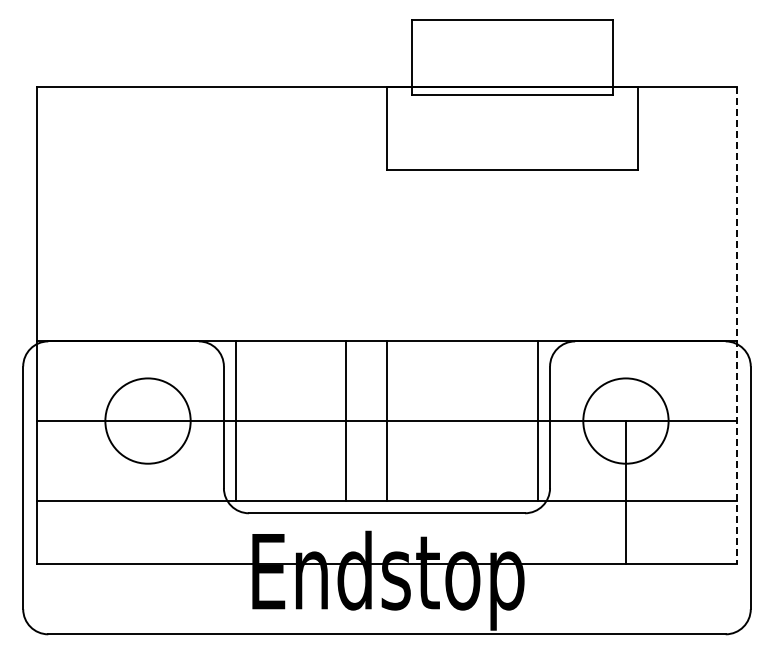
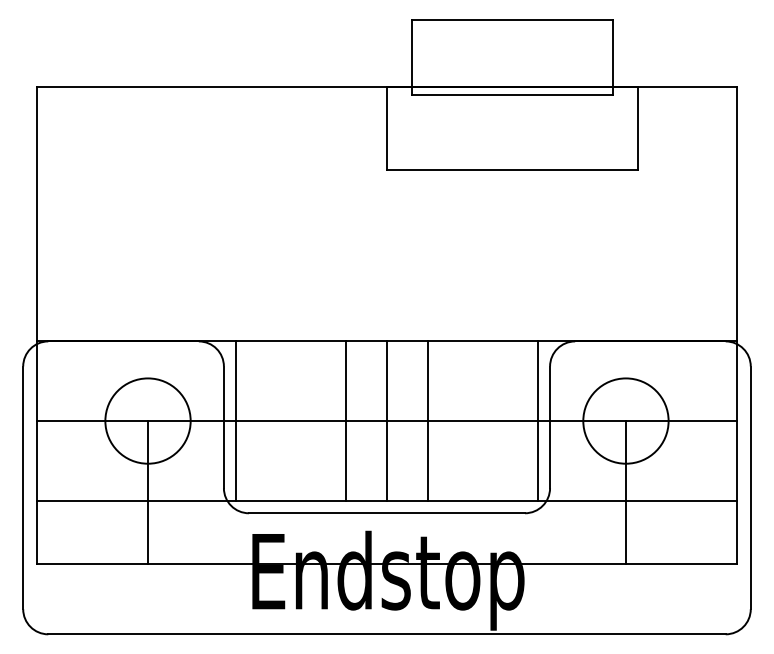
line: dashed -> solid (737, 325)
line: none -> present (428, 420)
line: none -> present (148, 492)
